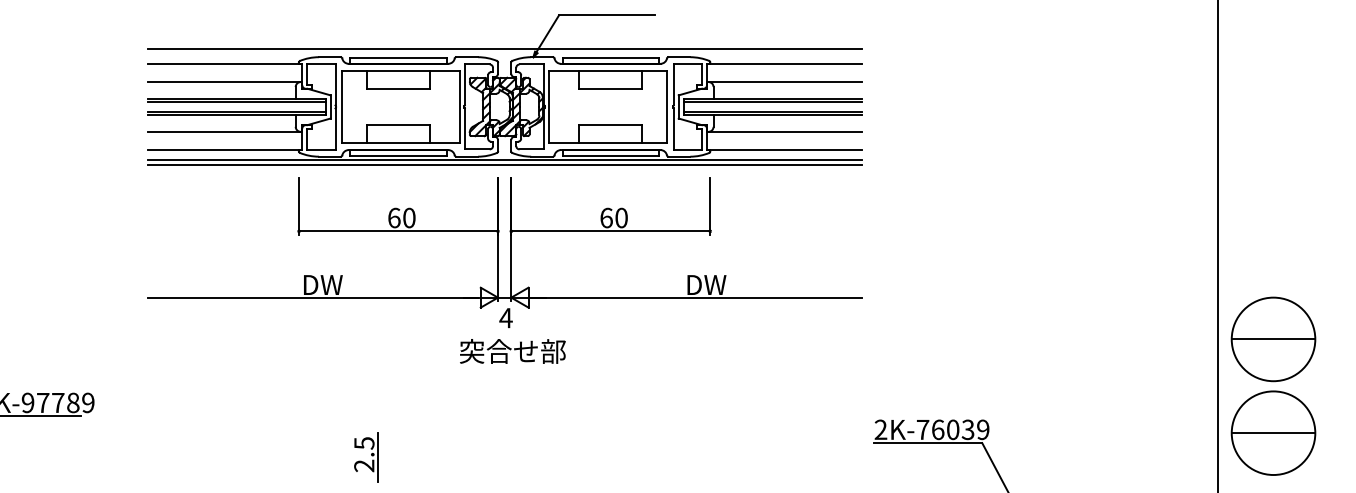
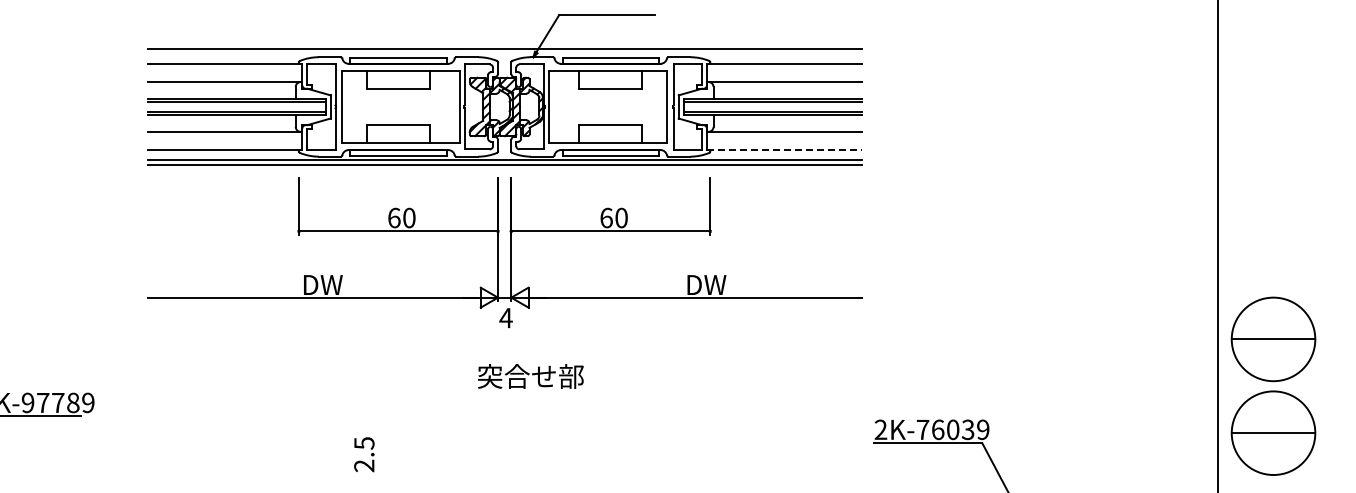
line: solid -> dashed (784, 150)
text position: (512, 351) -> (530, 376) (530, 376)
line: present -> none (377, 457)
